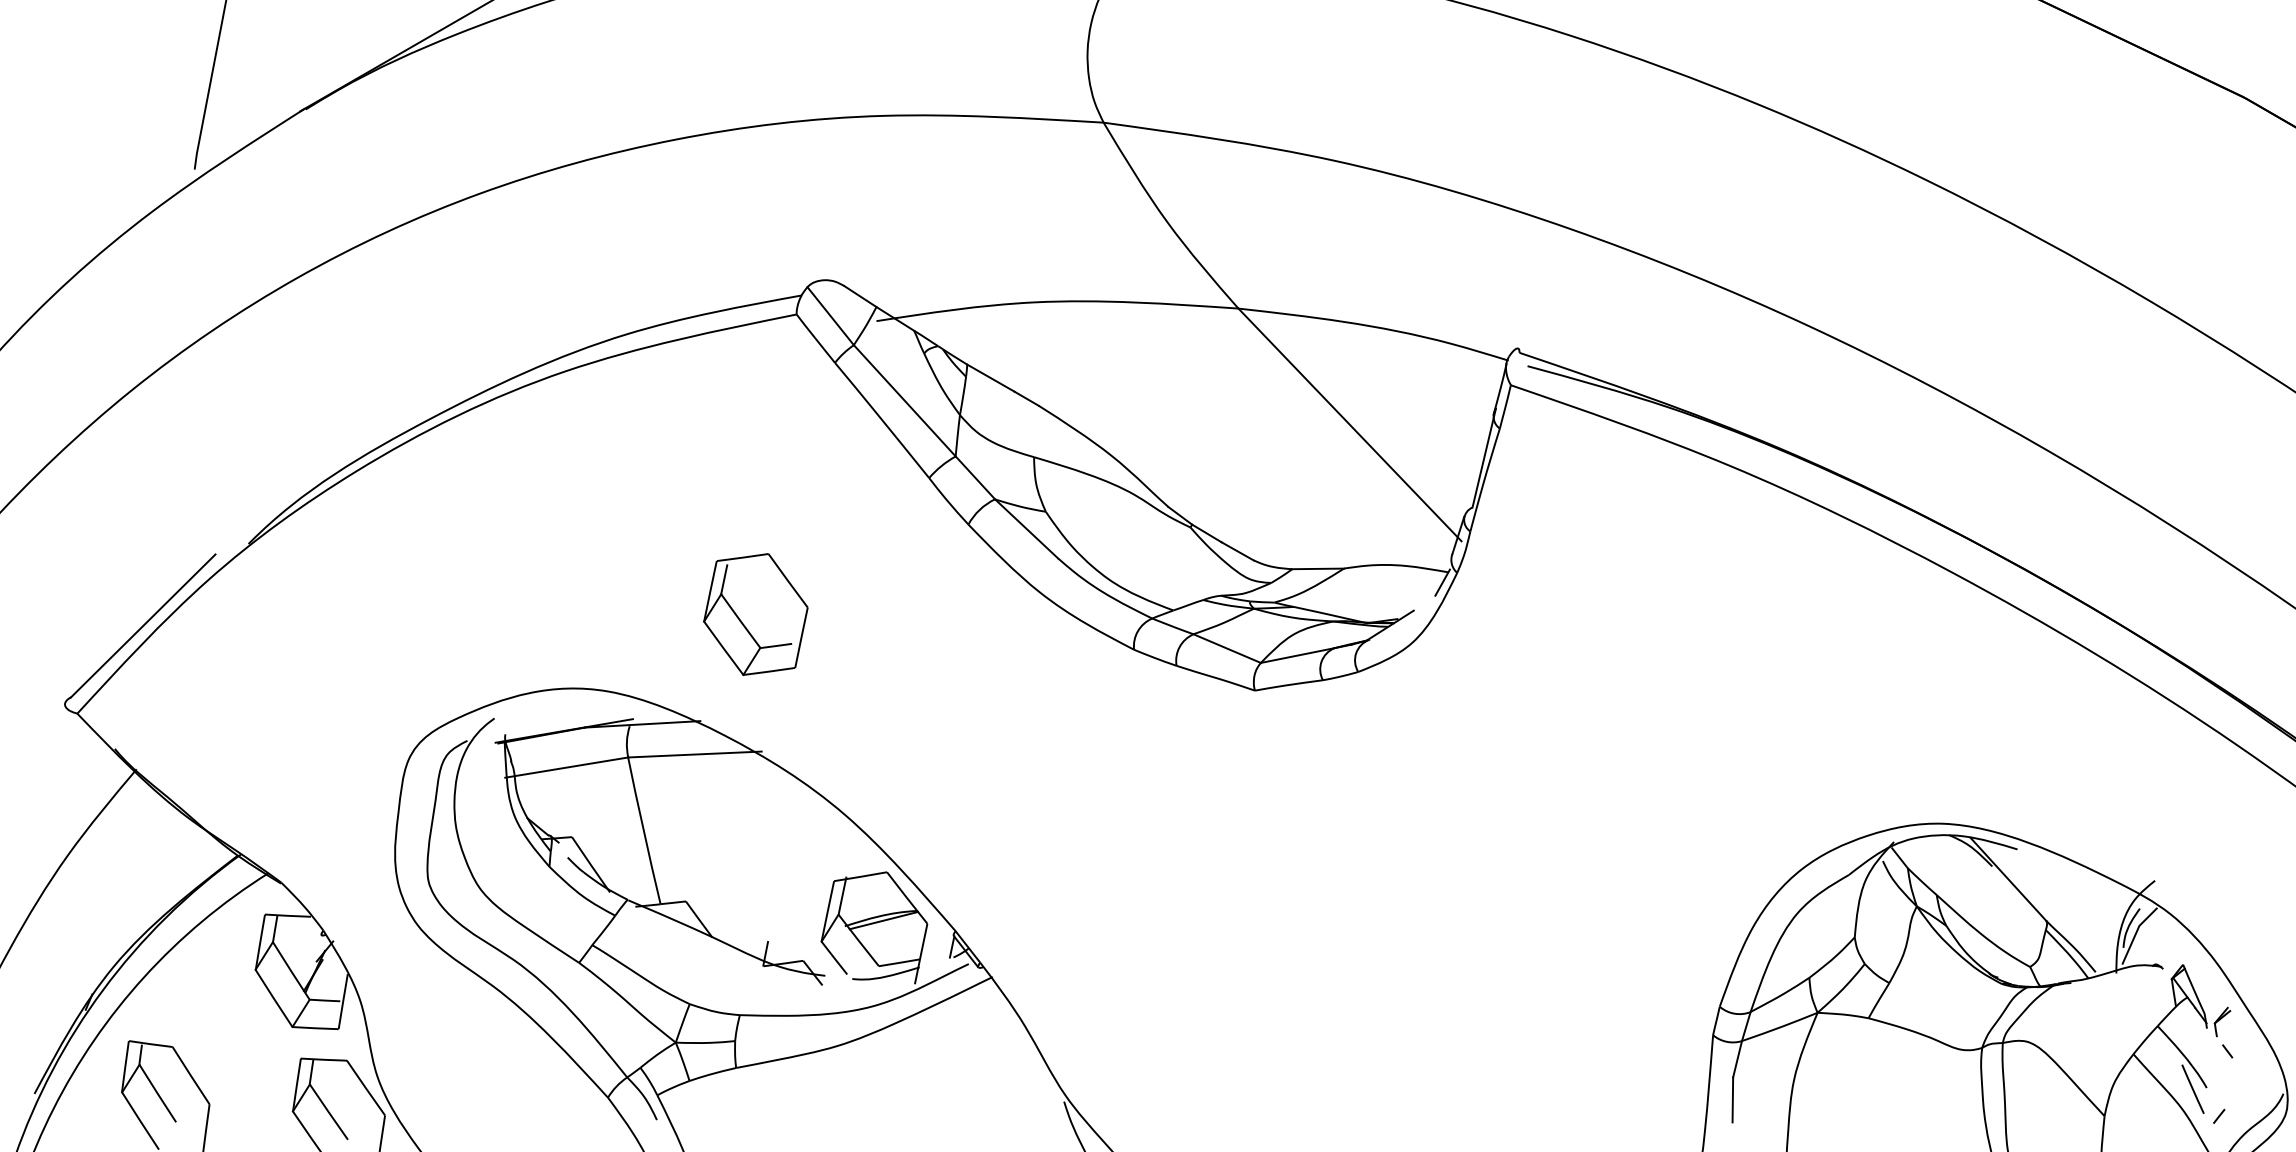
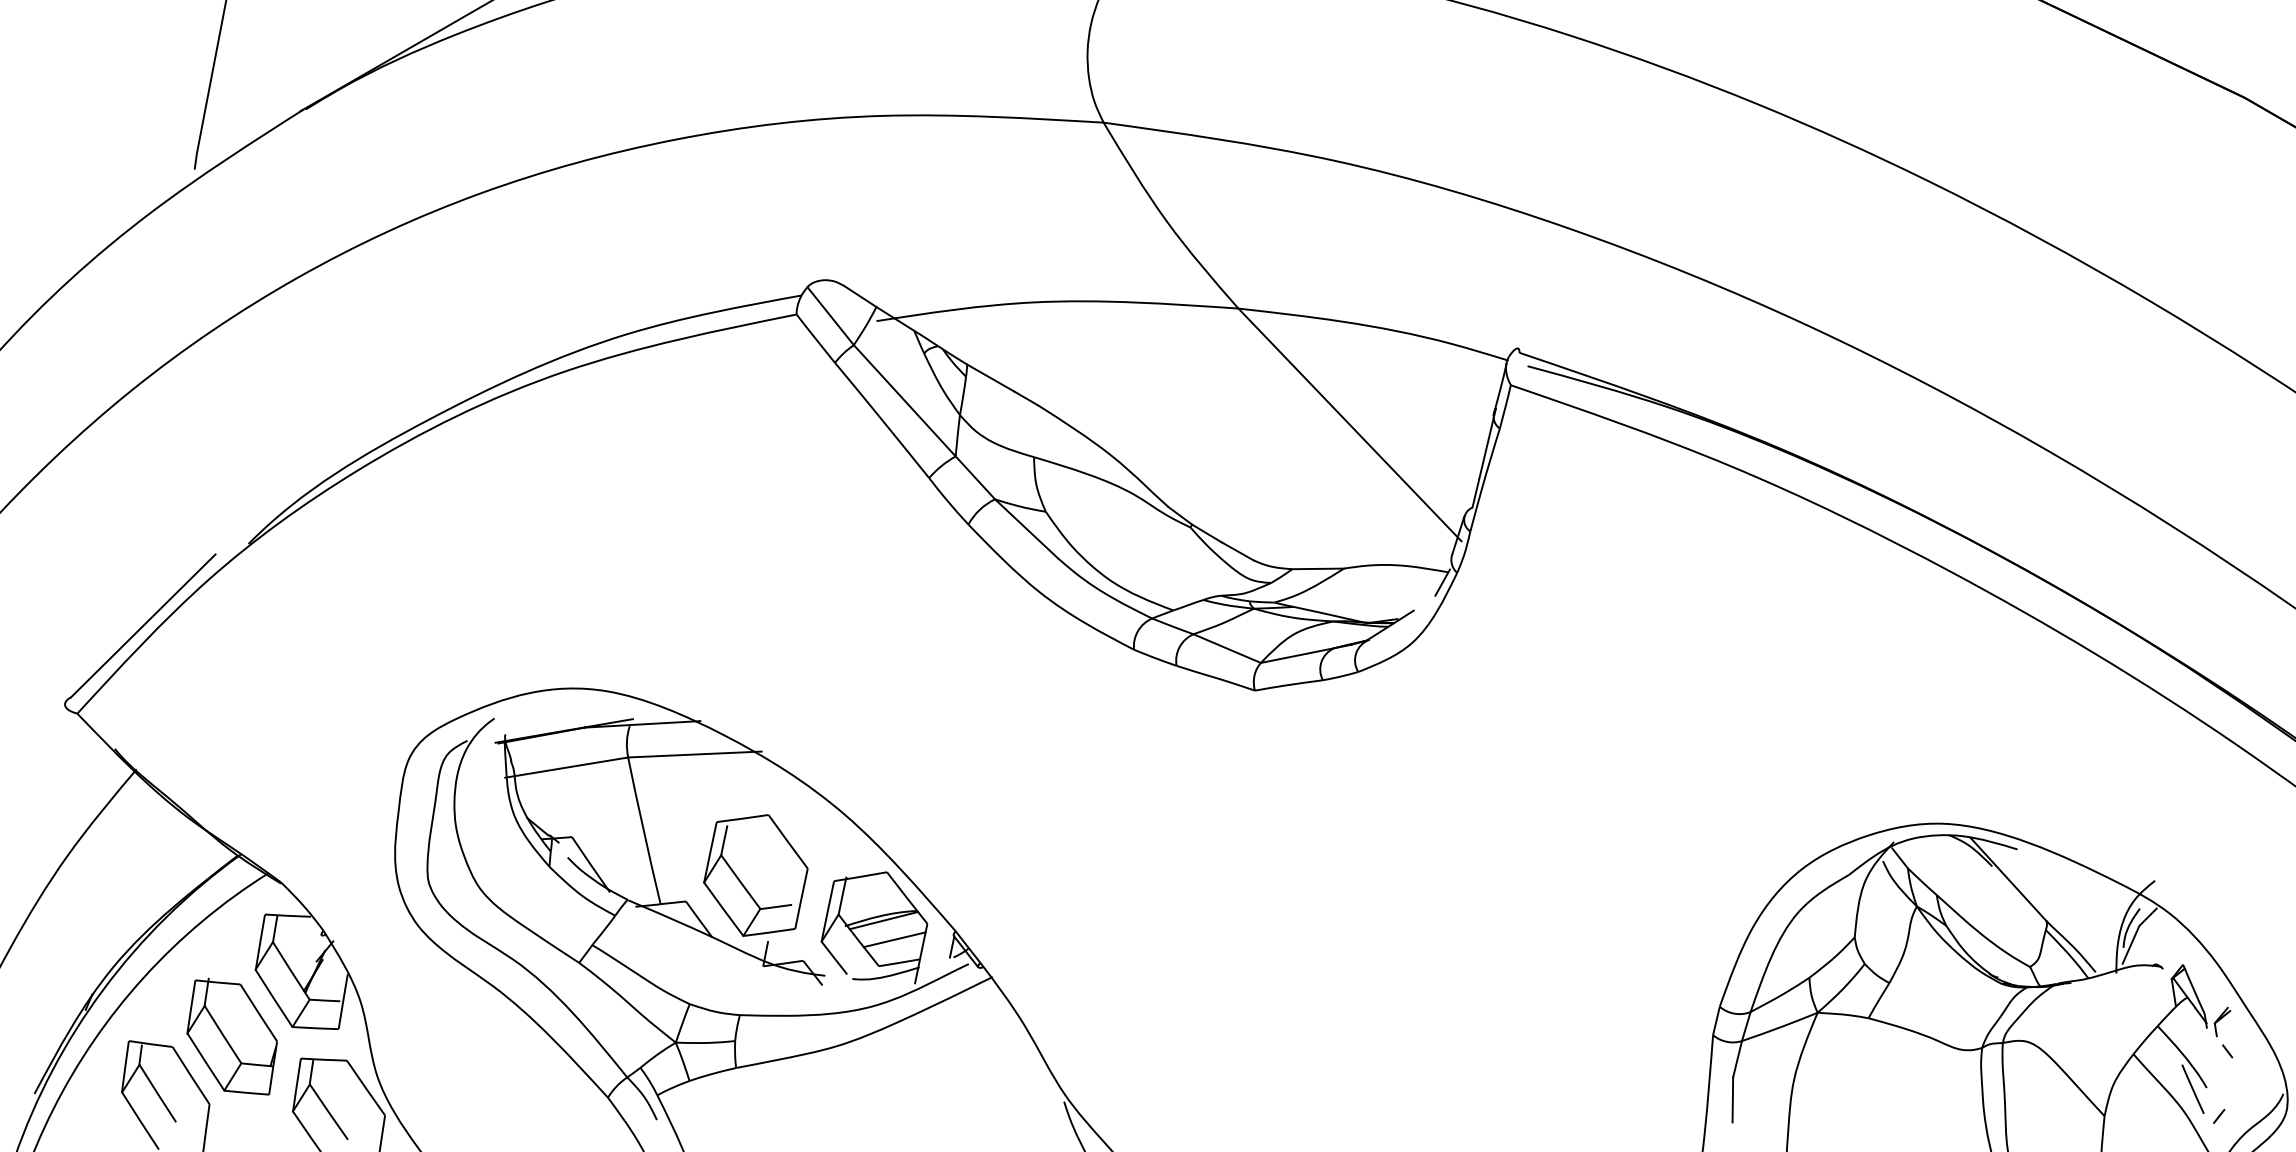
part position: (755, 614) -> (755, 875) (755, 875)
line: none -> present (894, 939)
part: none -> present (231, 1036)
